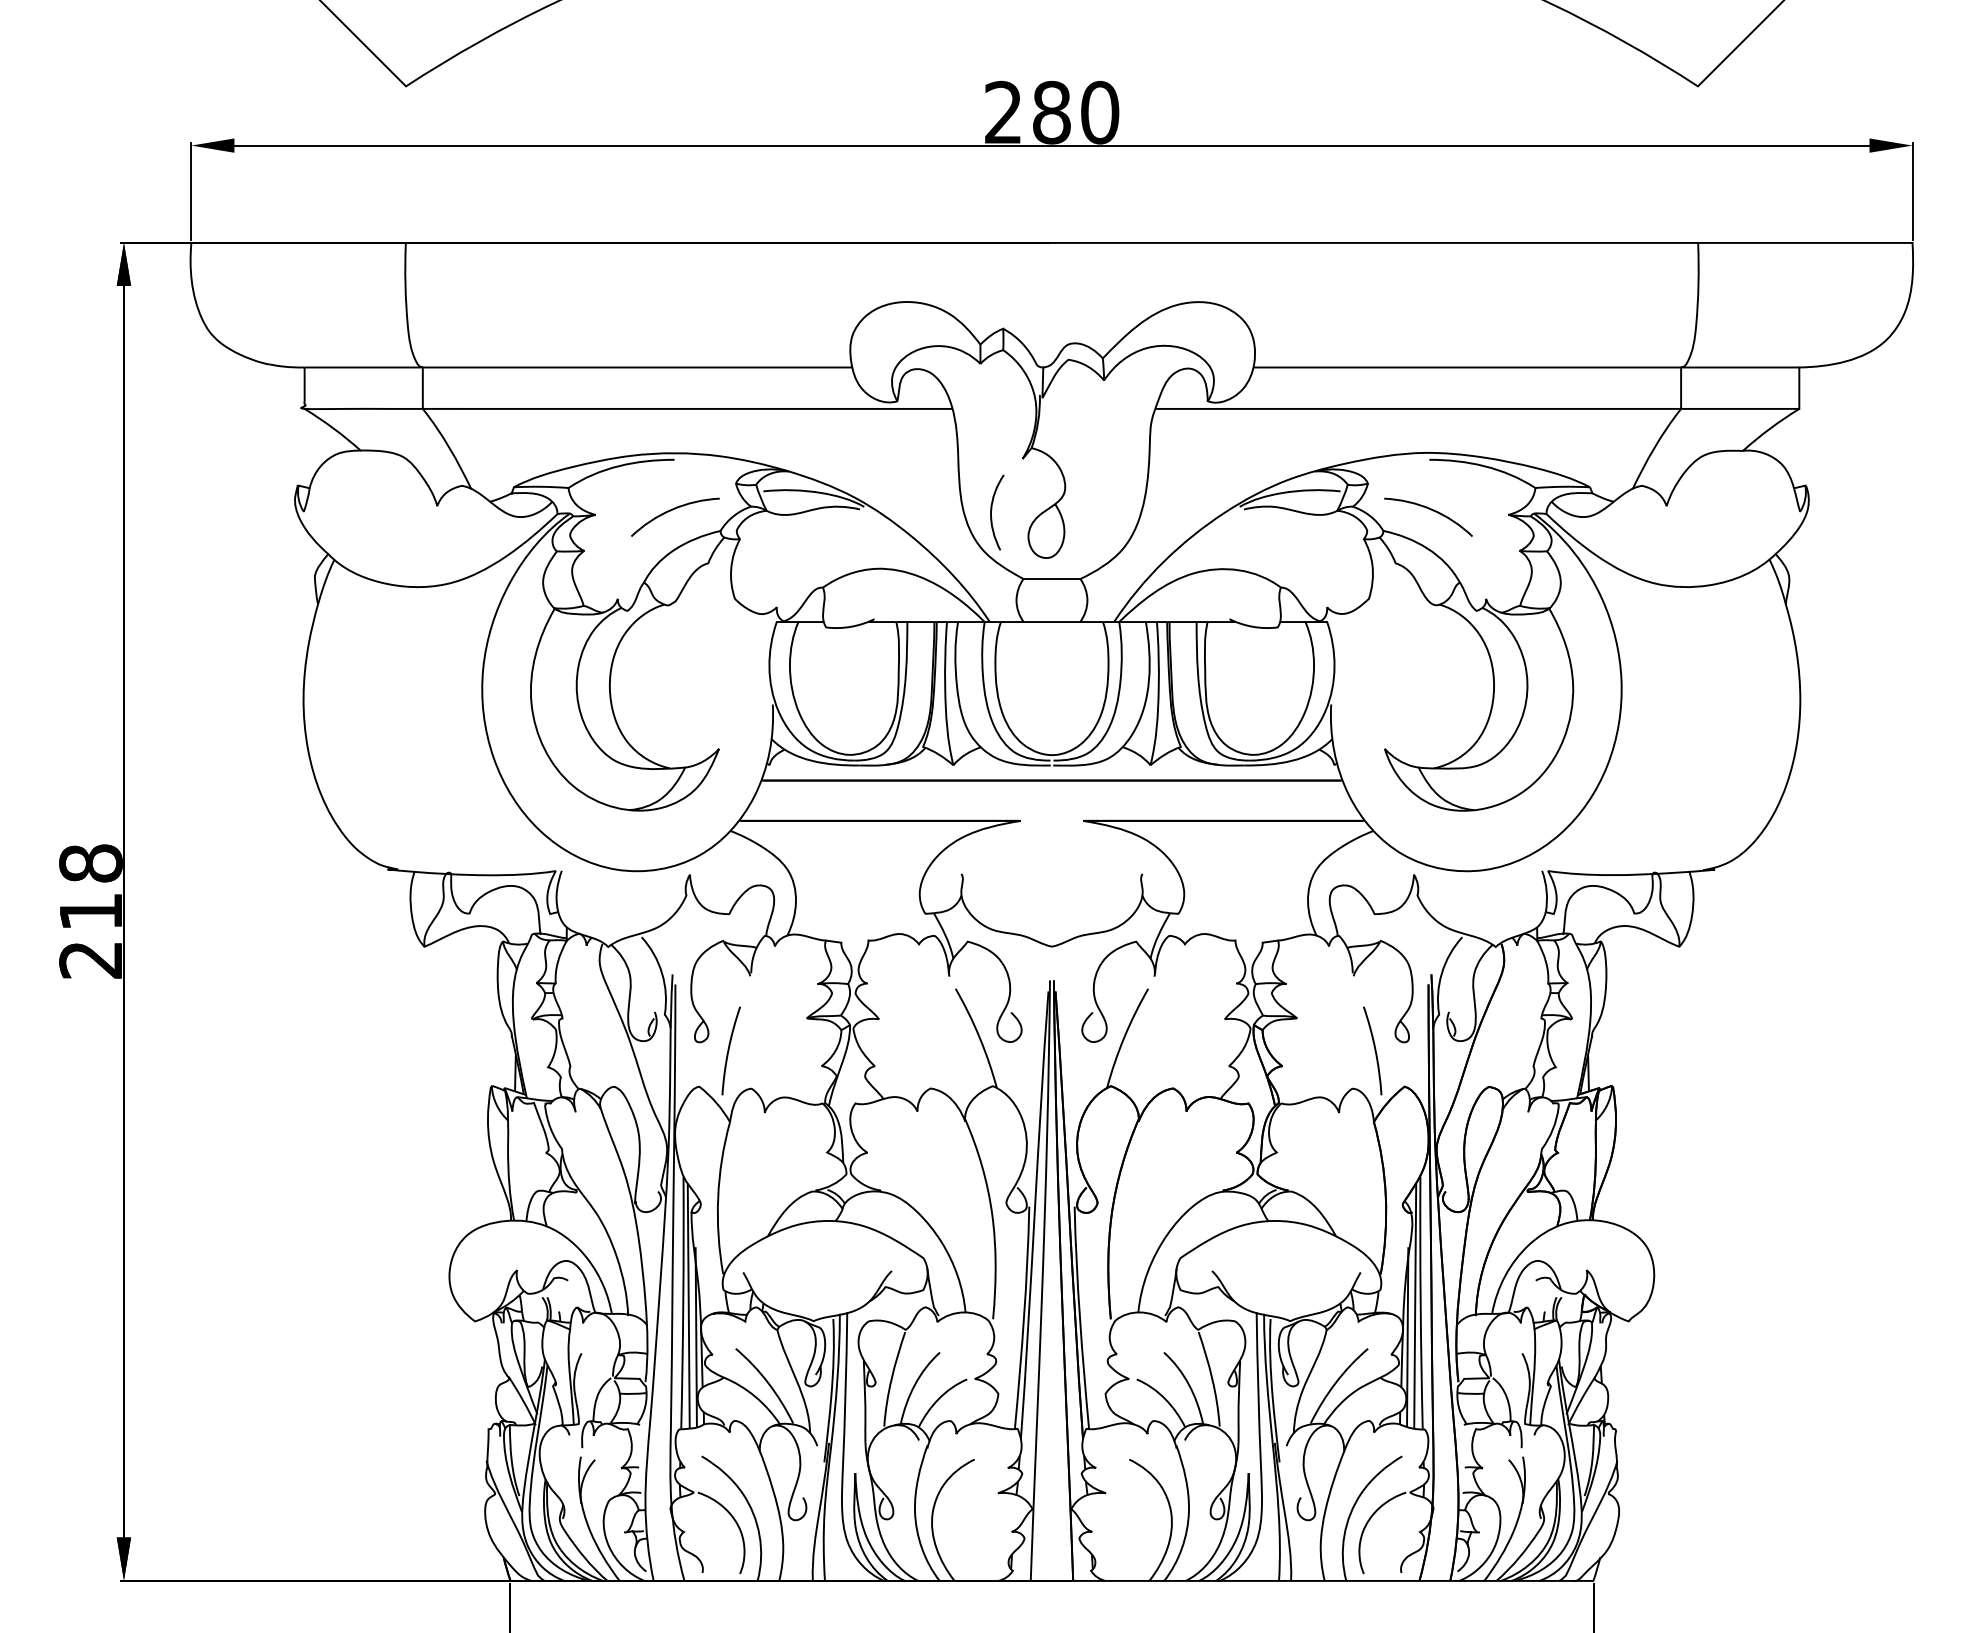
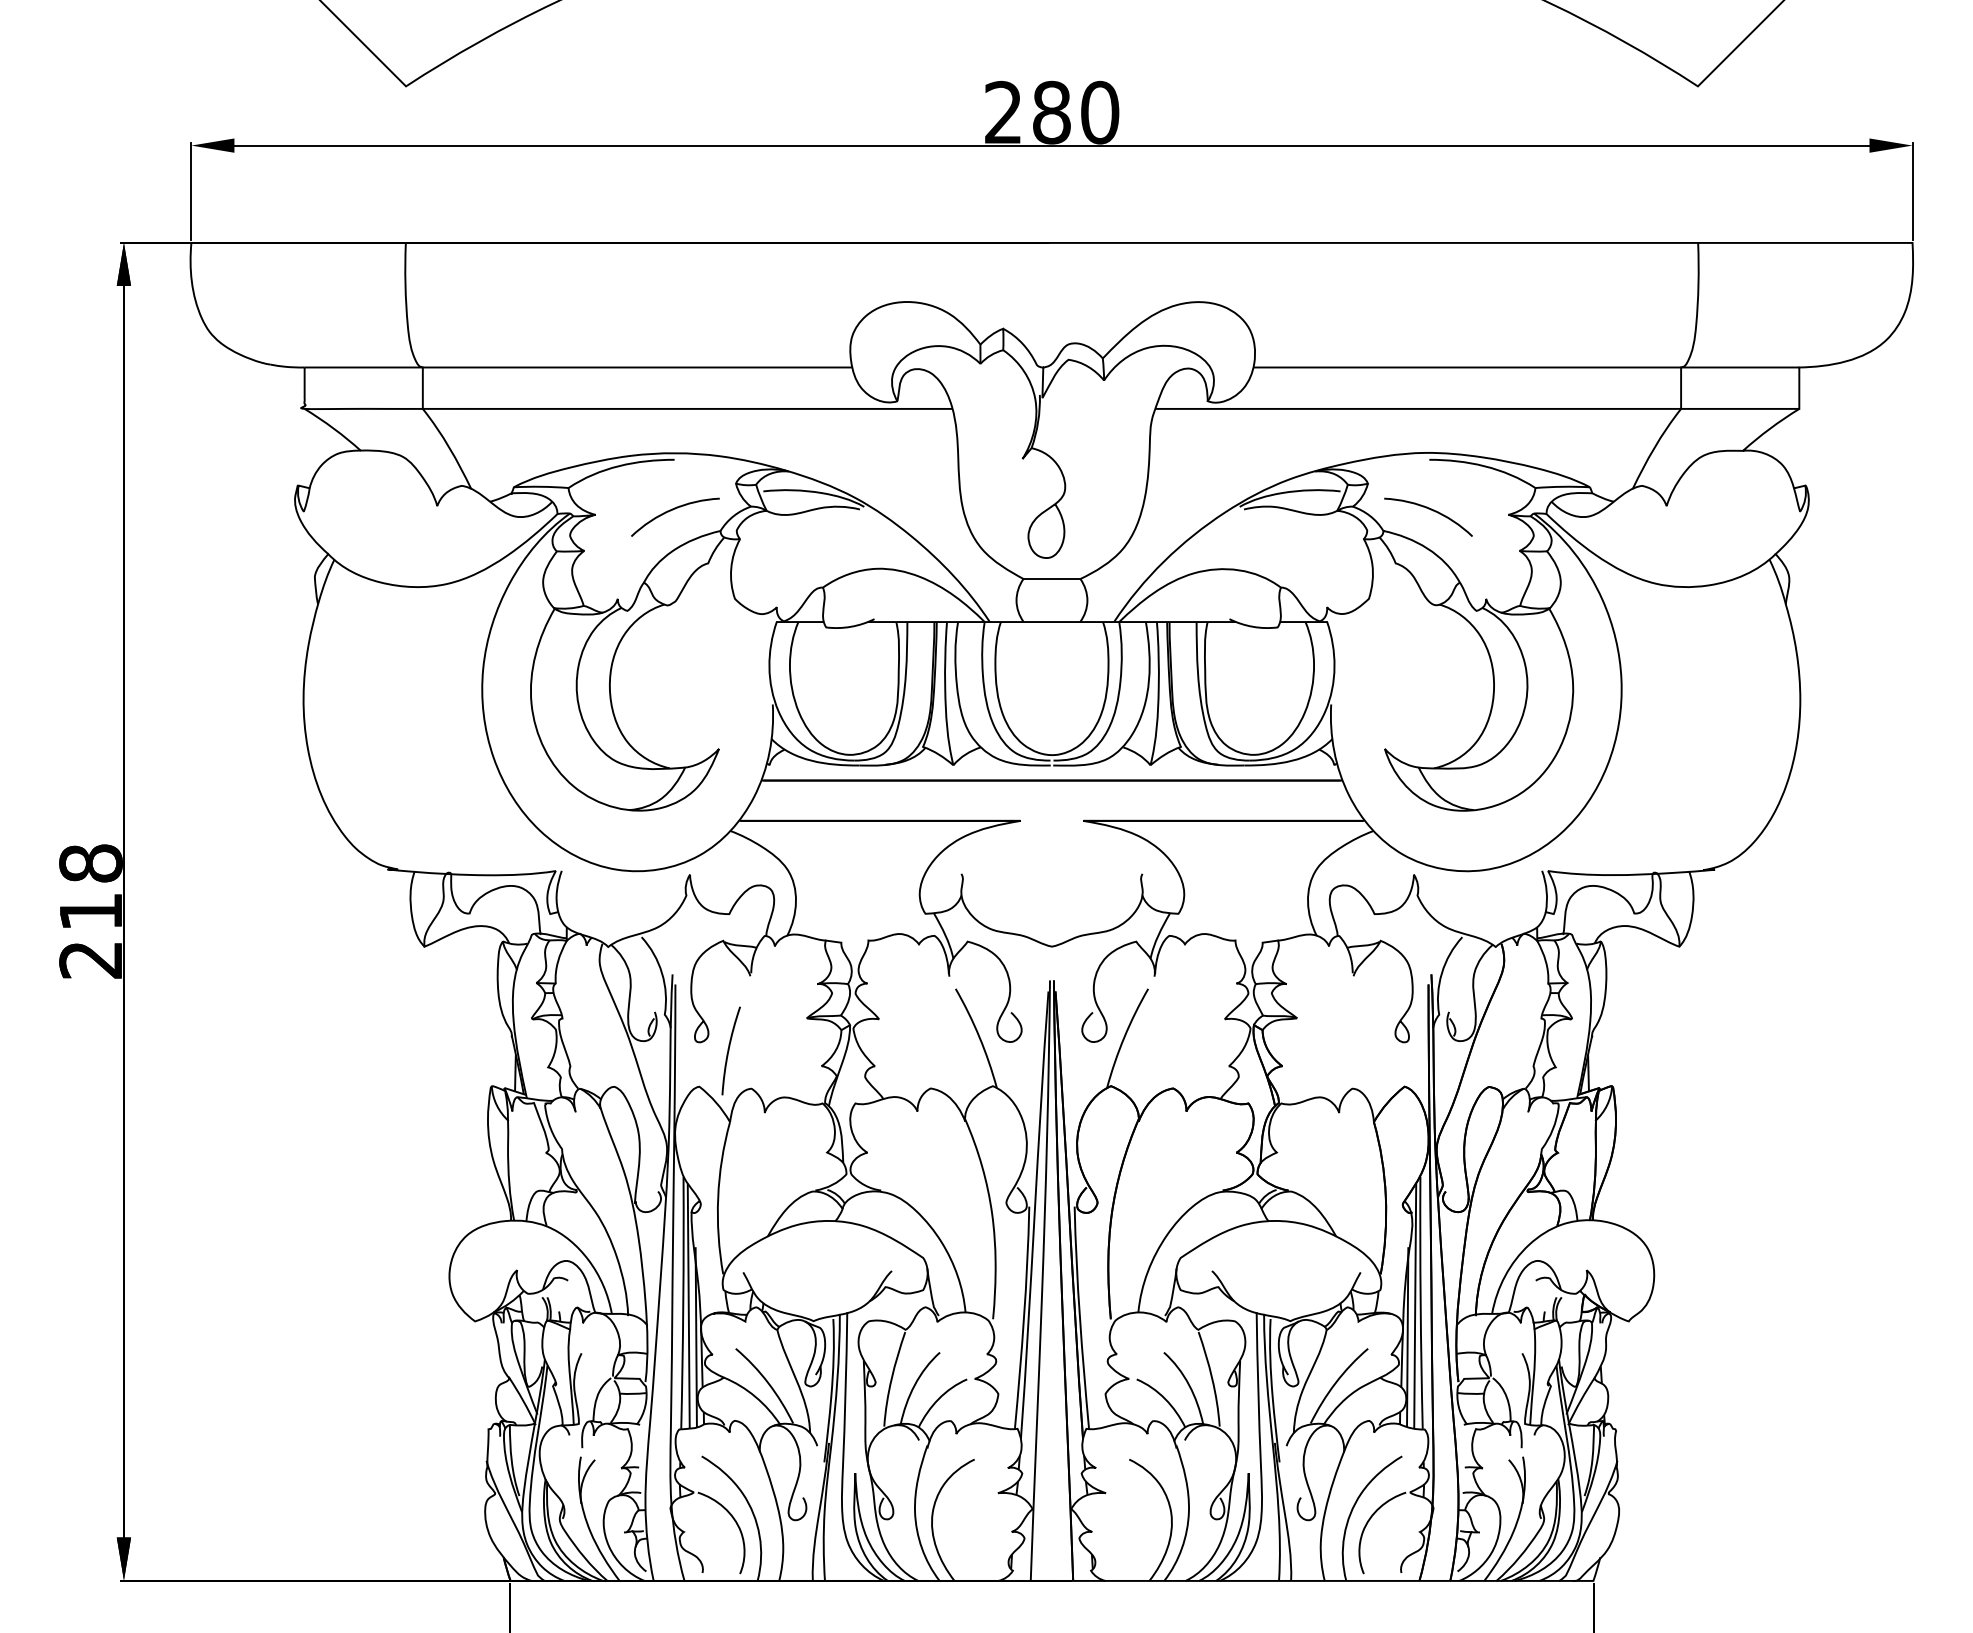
curve: present -> none (992, 510)
curve: present -> none (1374, 1050)
